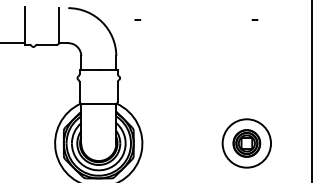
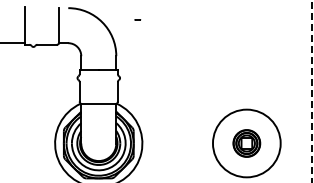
part: present -> none (254, 19)
line: solid -> dashed (311, 91)
circle diameter: 48 px -> 68 px (246, 143)
